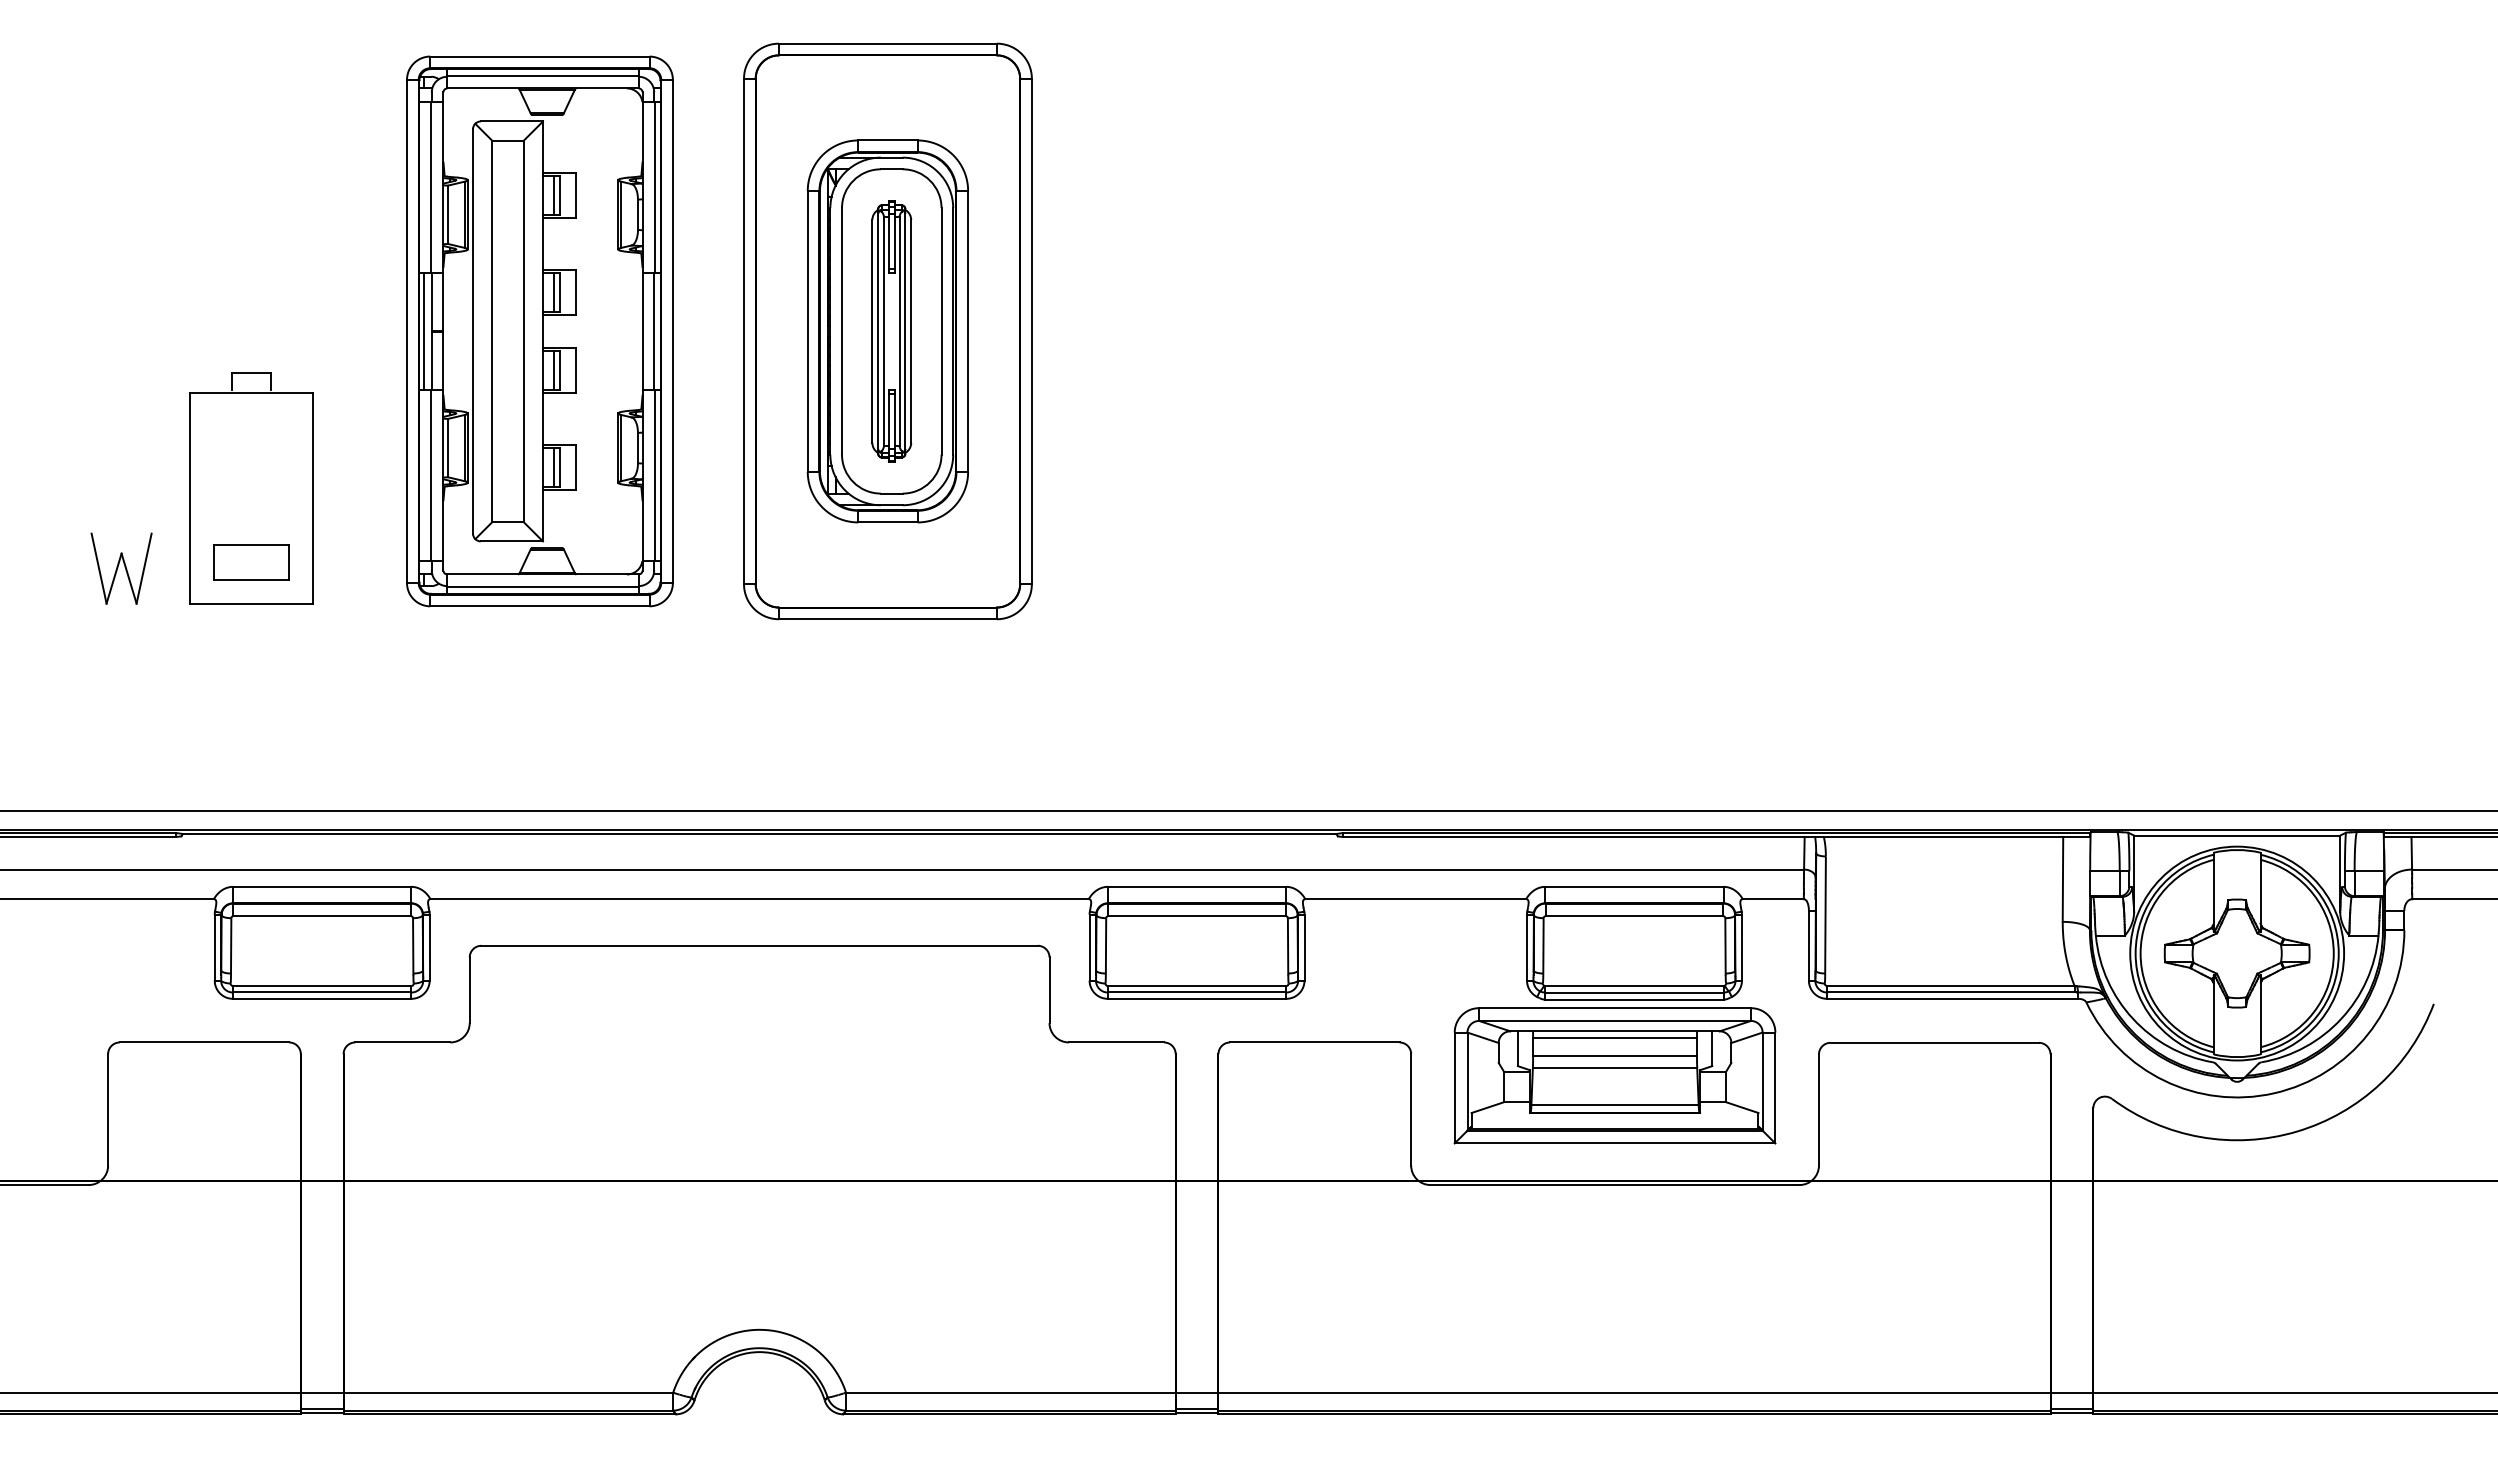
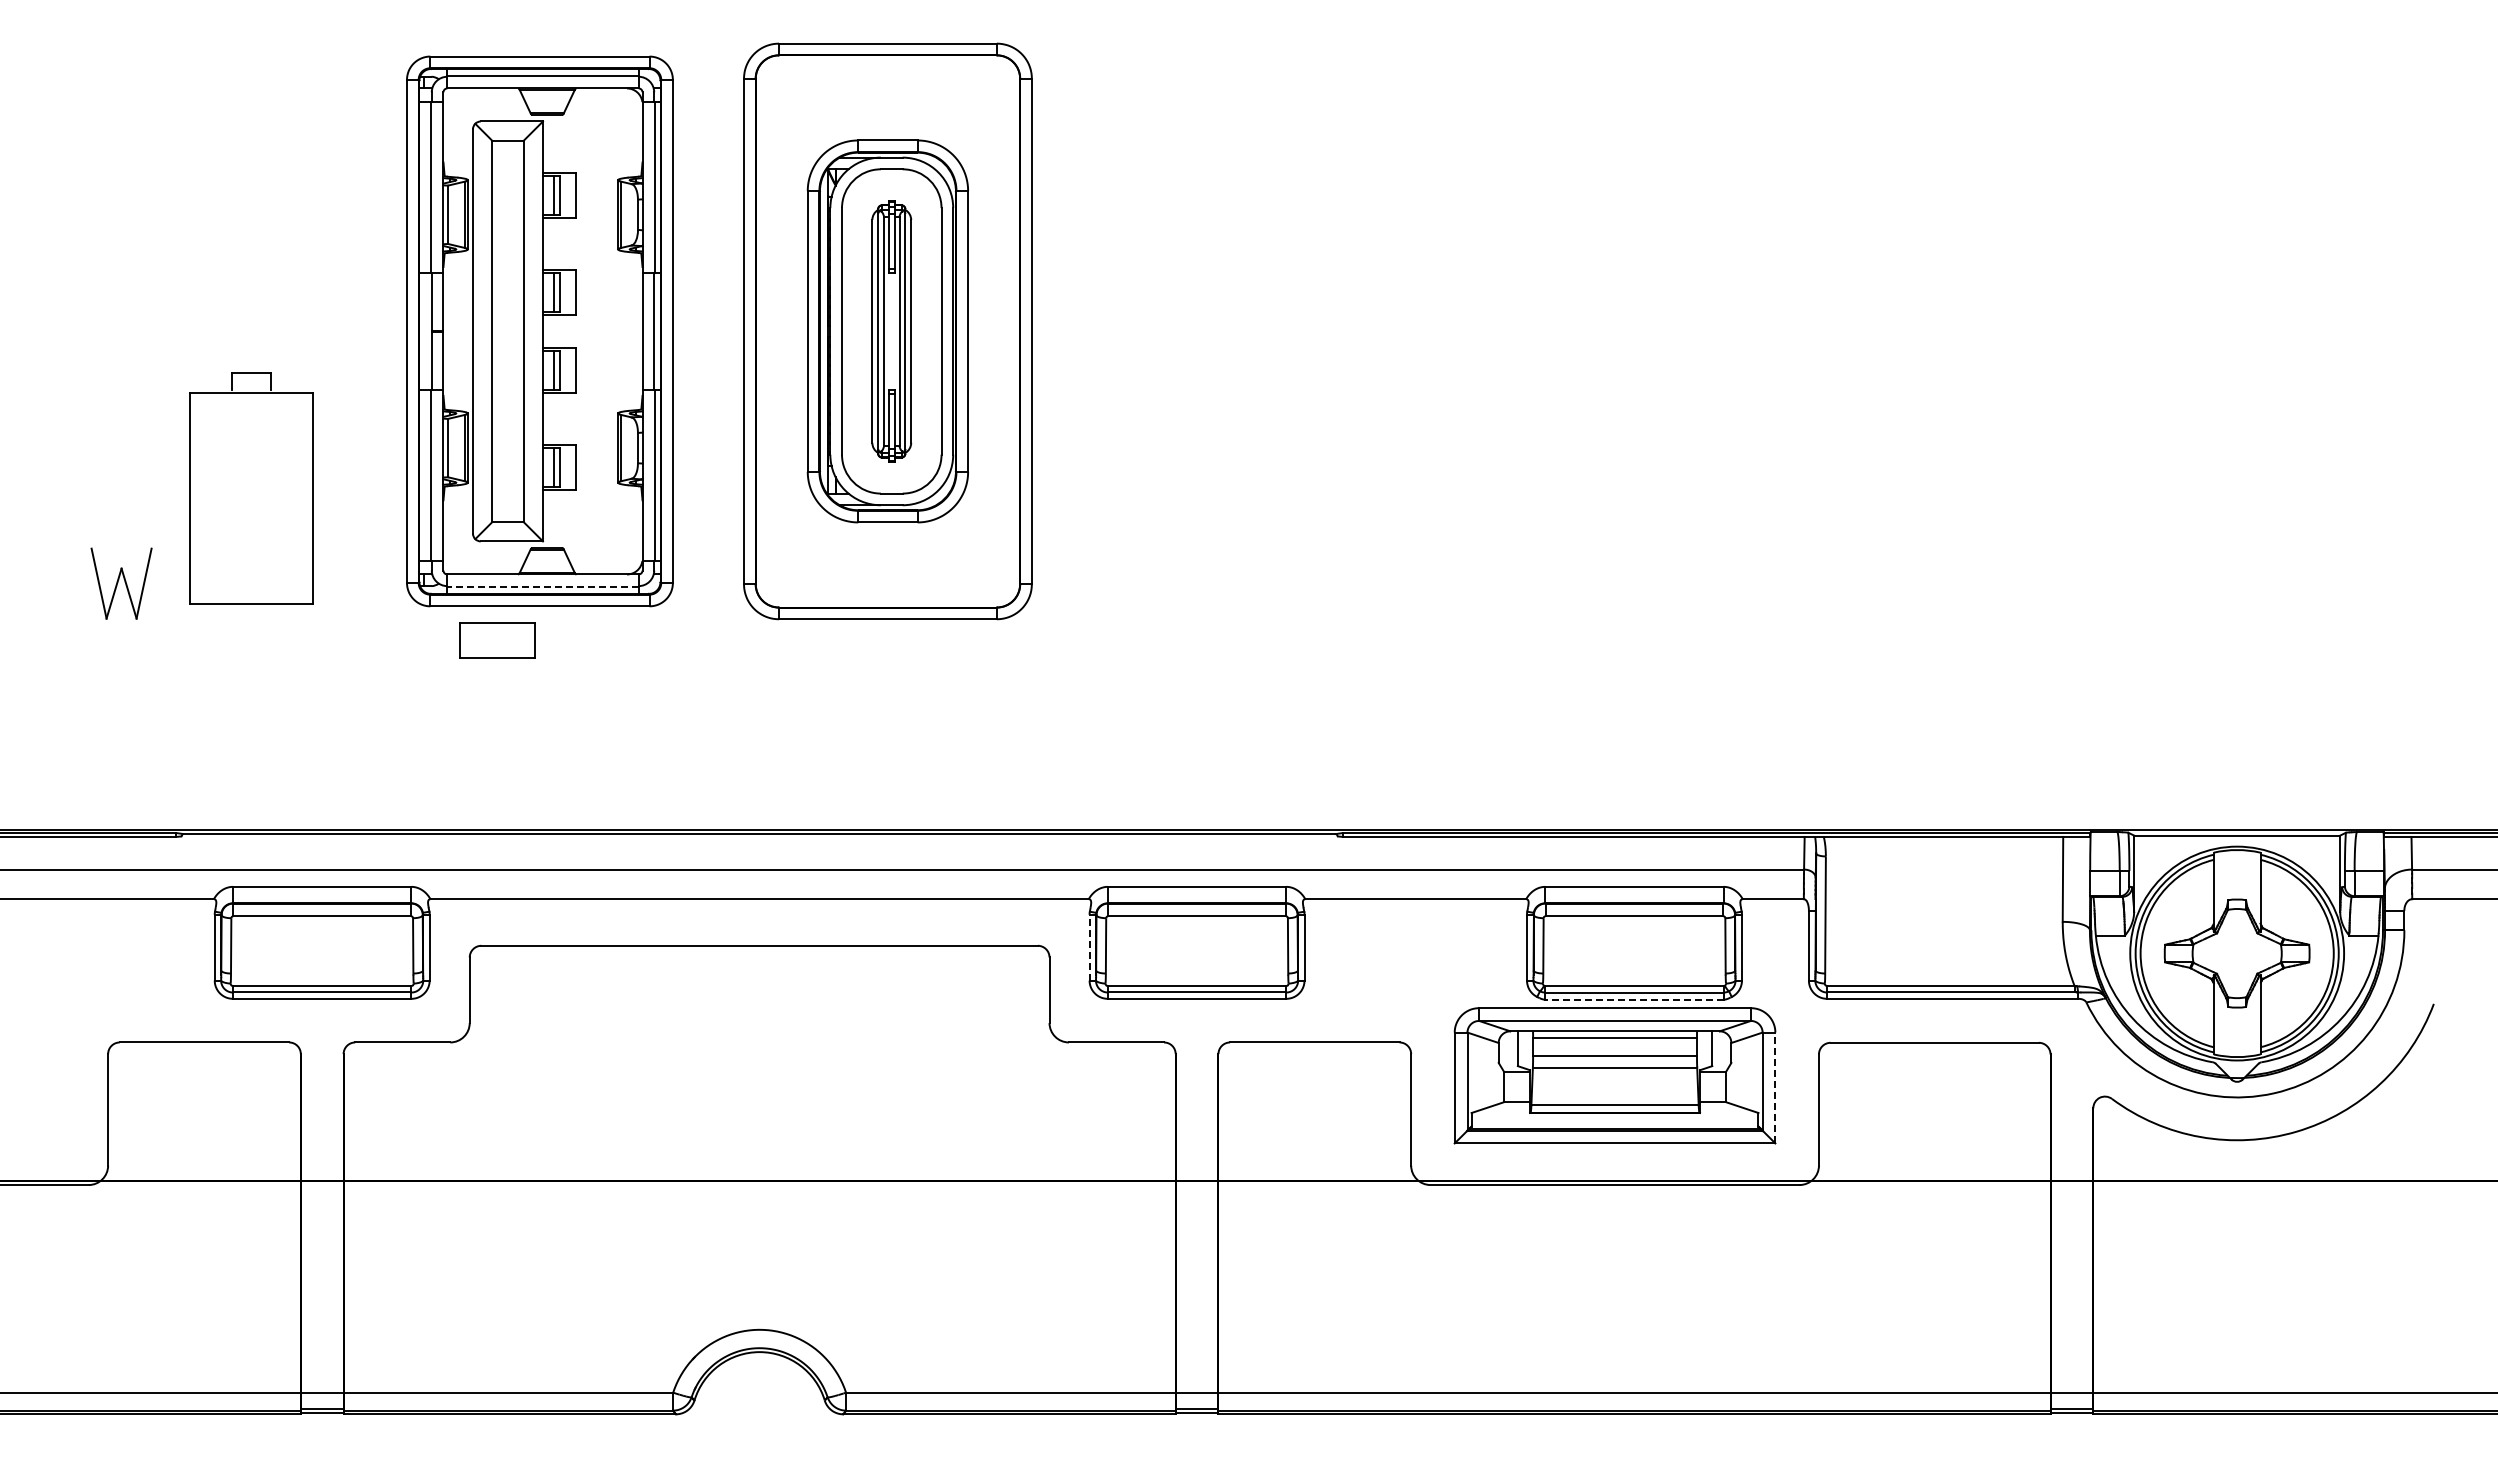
line: present -> none (424, 331)
part position: (251, 562) -> (497, 640) (497, 640)
part position: (121, 568) -> (121, 583) (121, 583)
line: solid -> dashed (543, 586)
line: present -> none (1248, 810)
line: solid -> dashed (1089, 947)
line: solid -> dashed (1633, 999)
line: solid -> dashed (1775, 1087)
